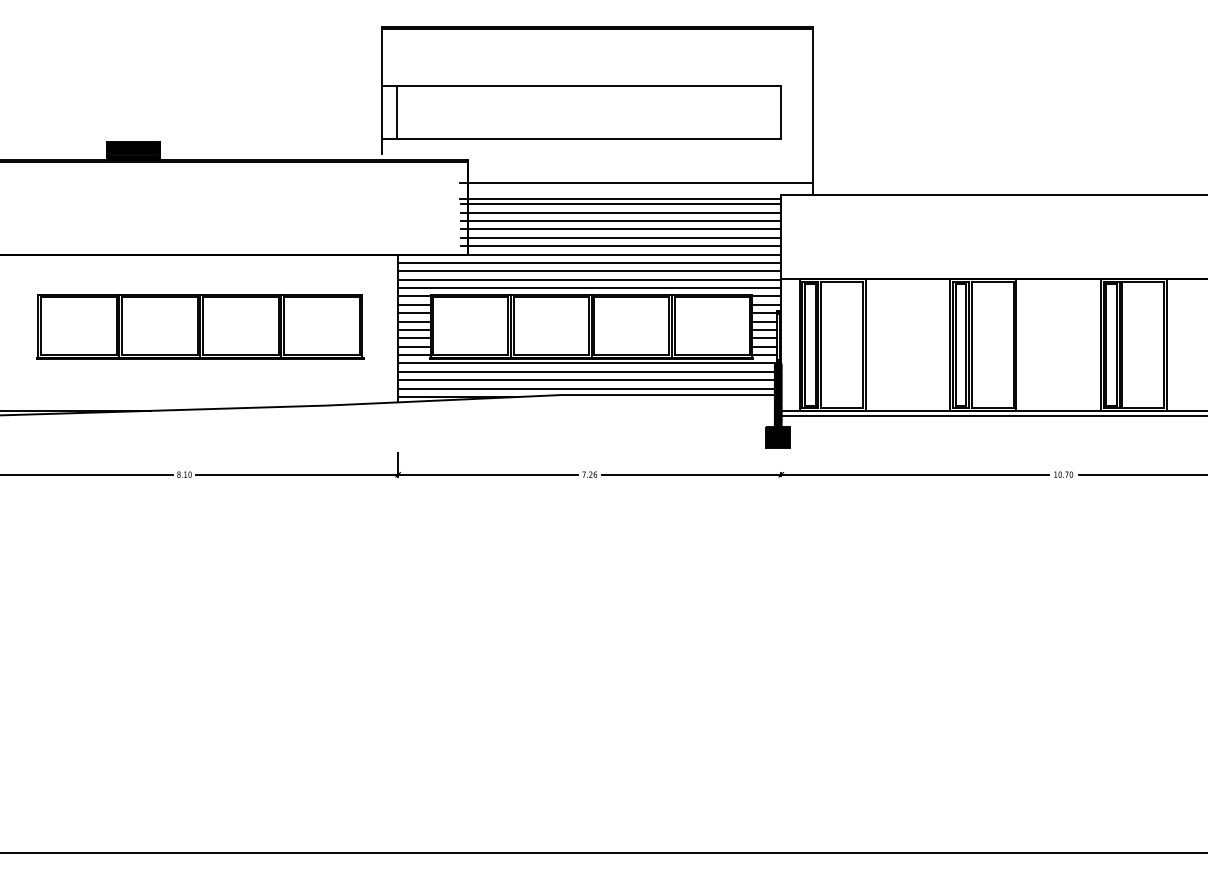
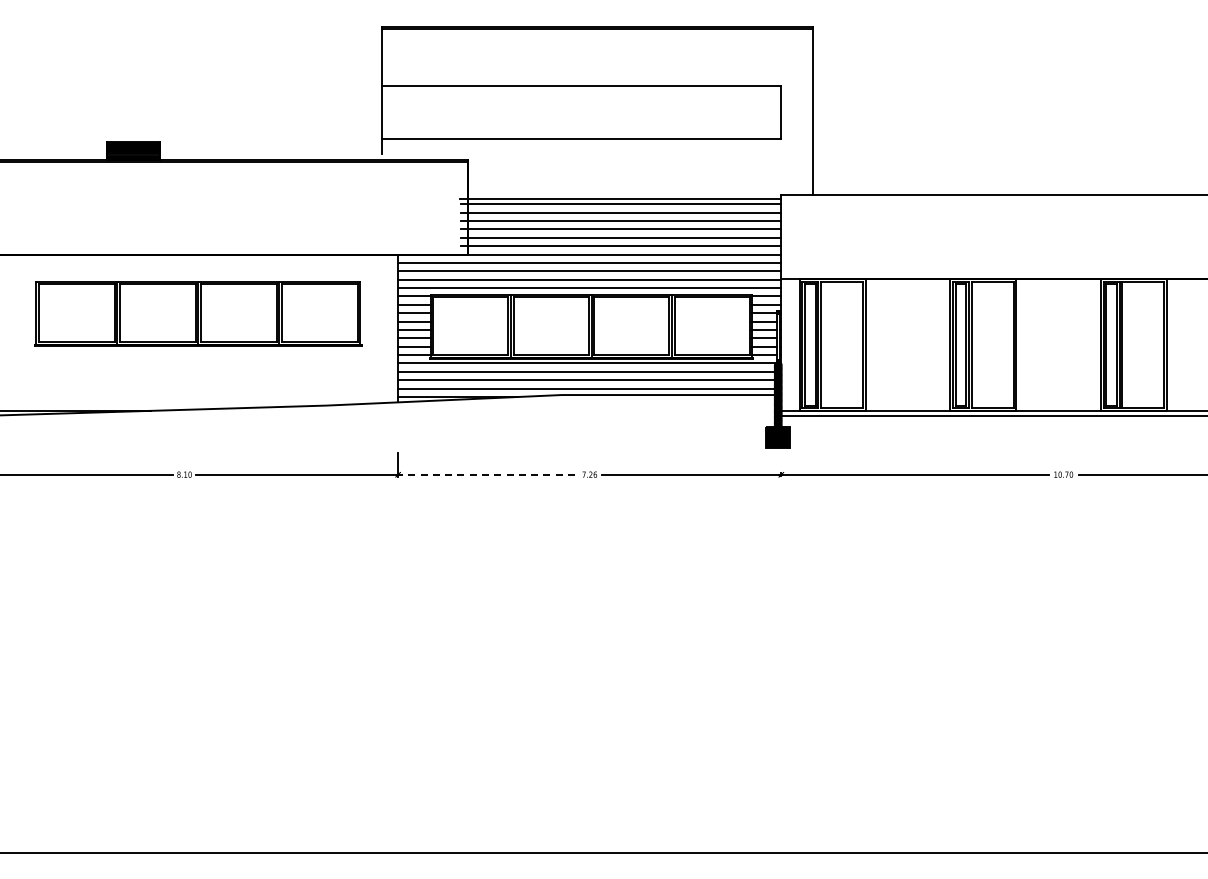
line: present -> none (397, 111)
line: present -> none (636, 183)
part position: (200, 326) -> (198, 313) (198, 313)
line: solid -> dashed (486, 474)
